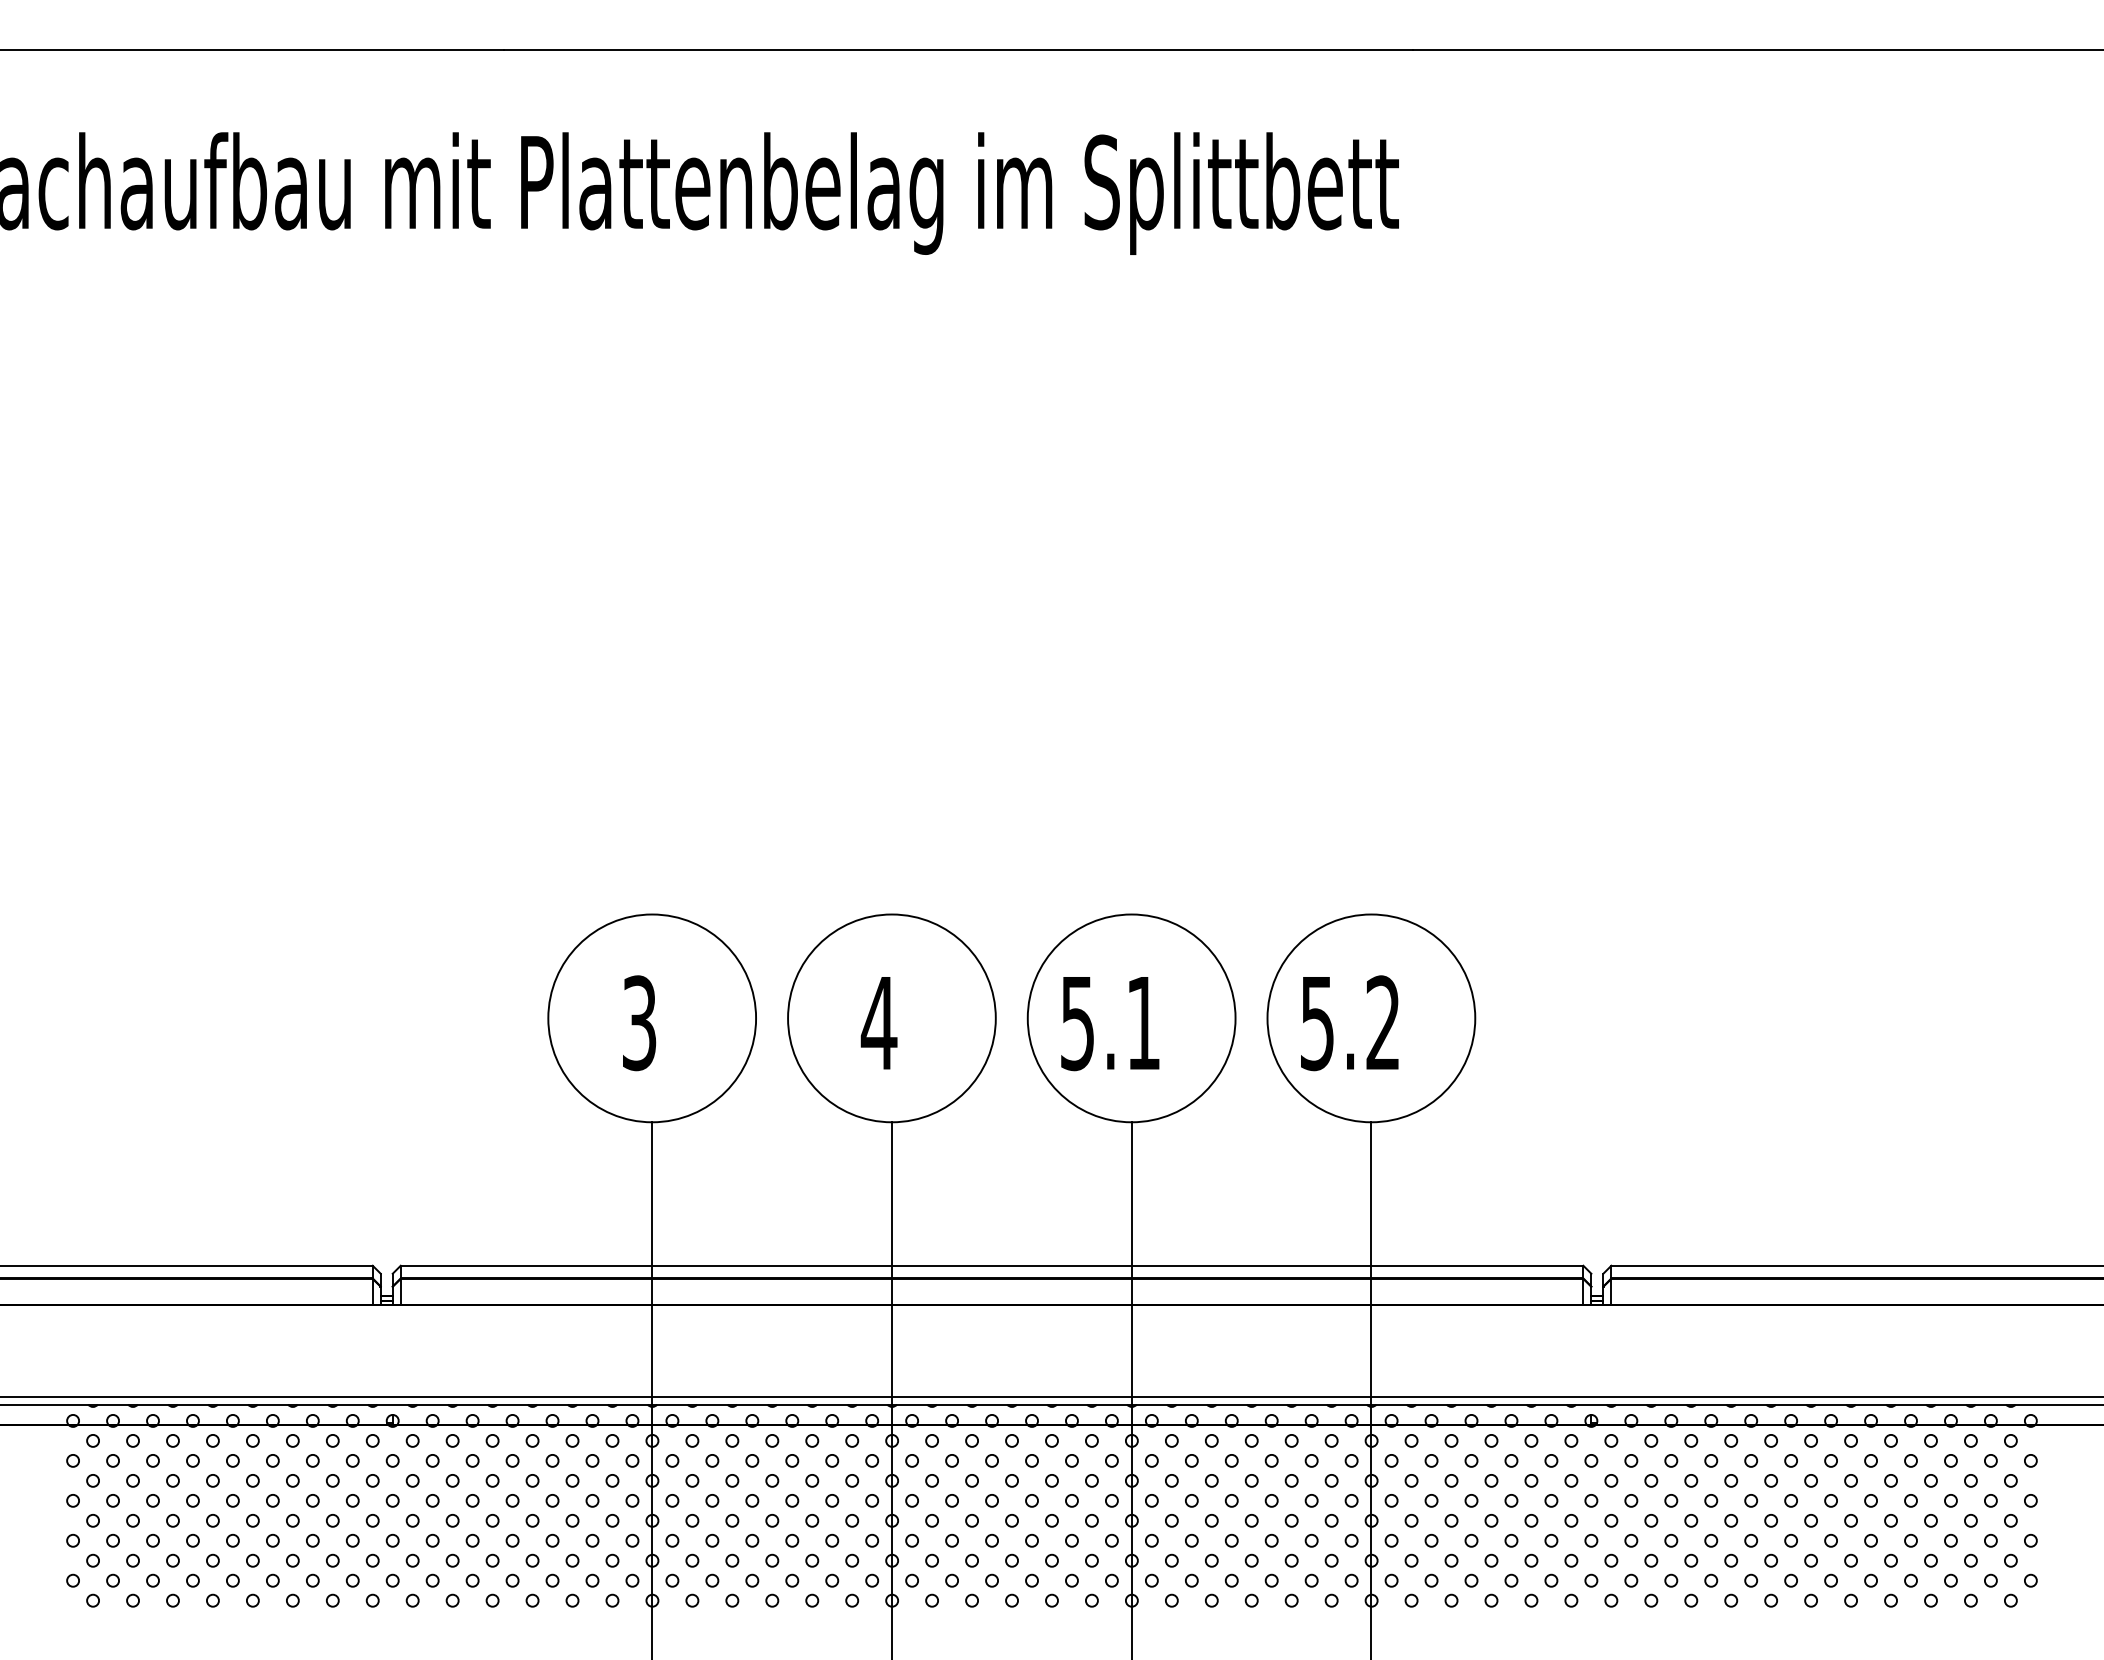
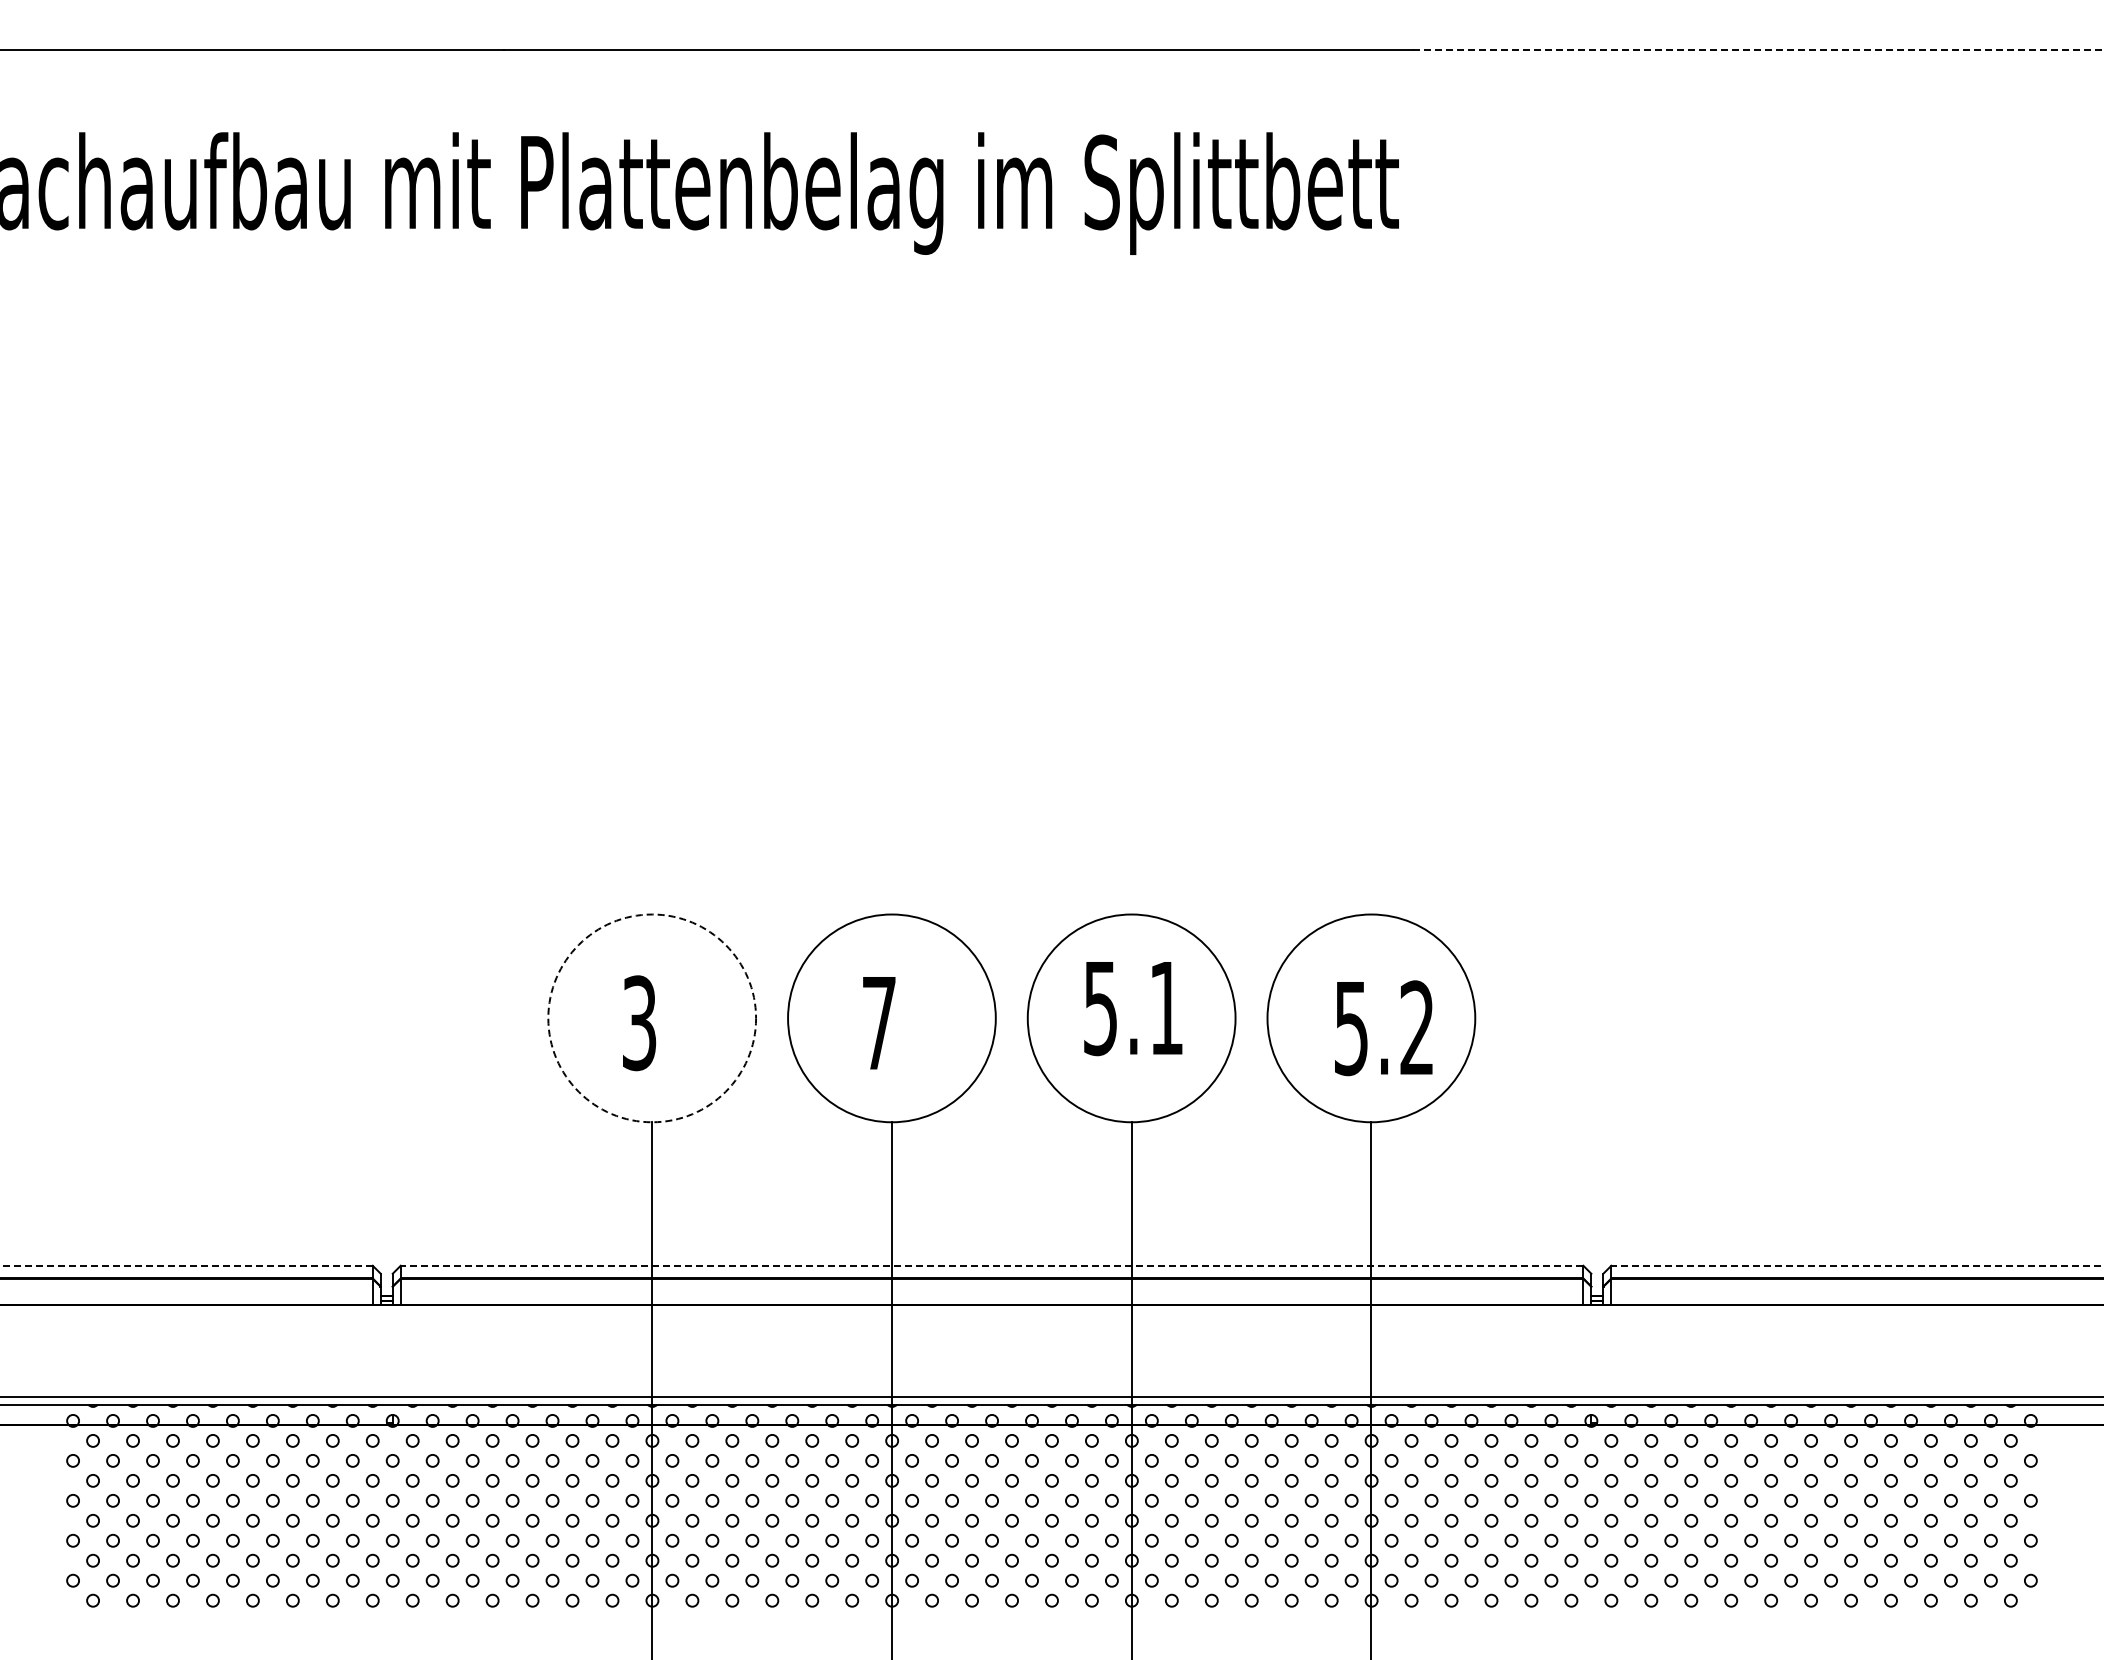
line: solid -> dashed (1759, 49)
circle: solid -> dashed (652, 1018)
text: 4 -> 7 (878, 1023)
text position: (1349, 1023) -> (1383, 1028) (1383, 1028)
text position: (1110, 1024) -> (1133, 1009) (1133, 1009)
line: solid -> dashed (186, 1265)
line: solid -> dashed (991, 1265)
line: solid -> dashed (1857, 1265)
